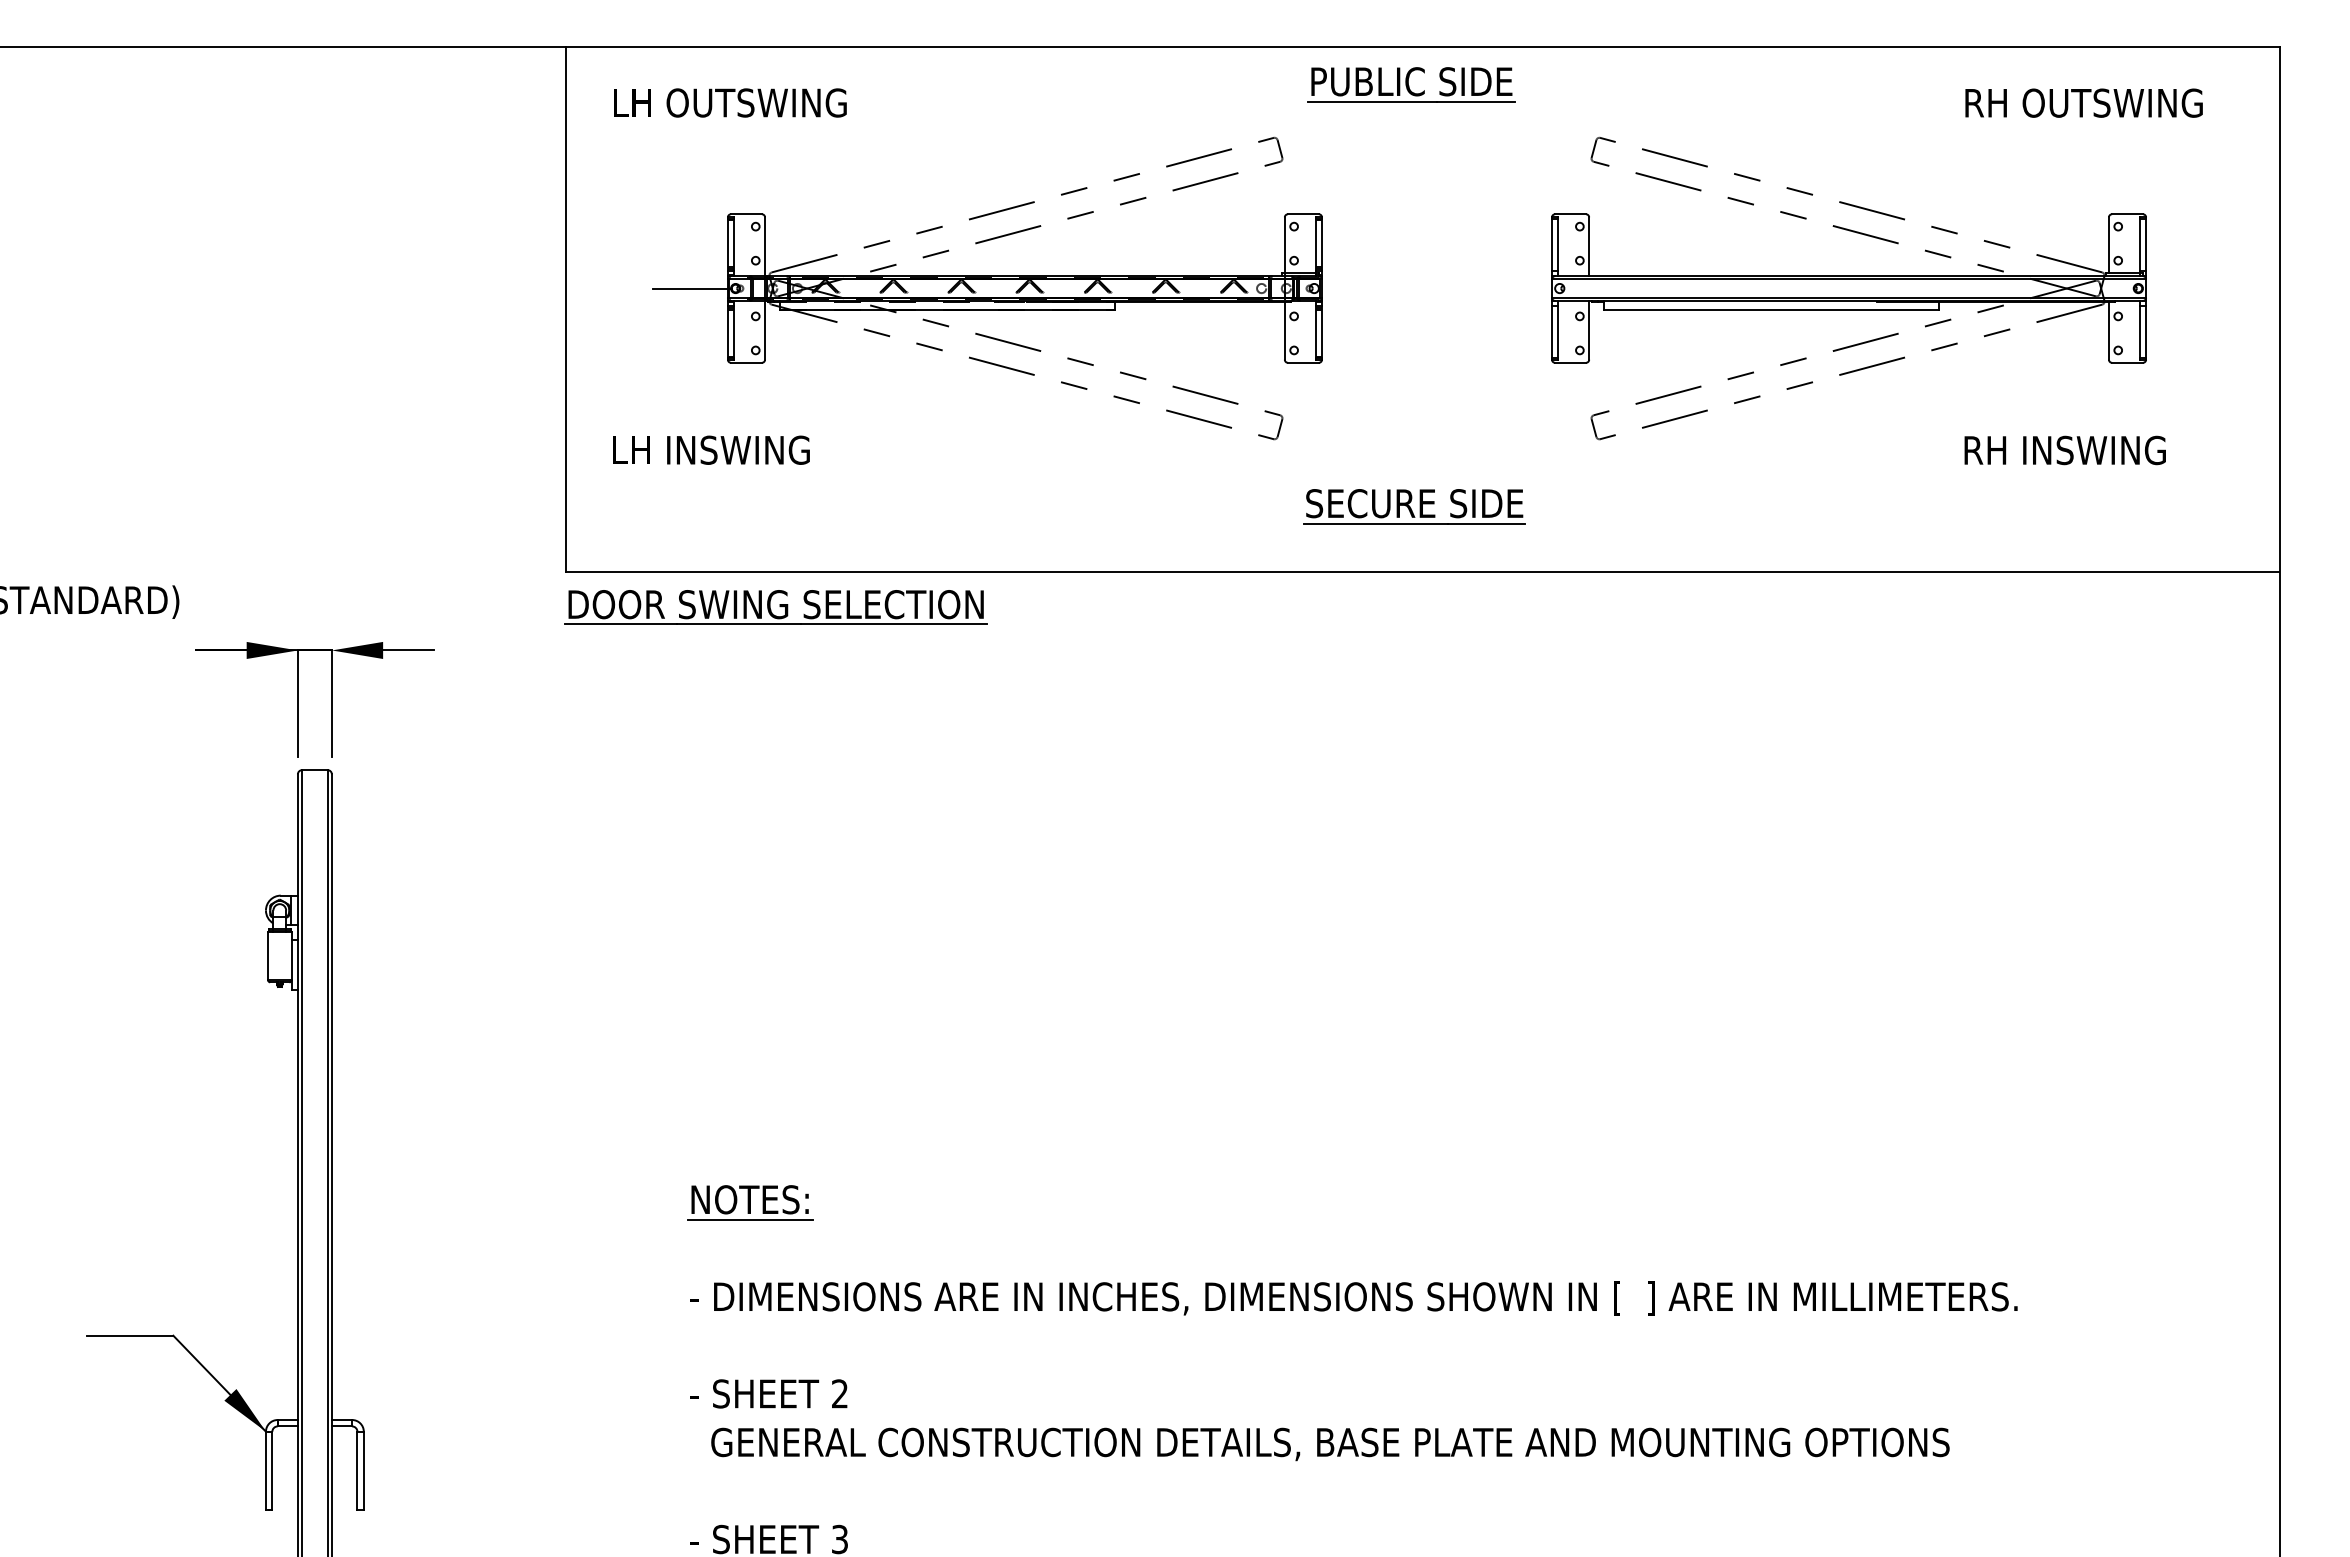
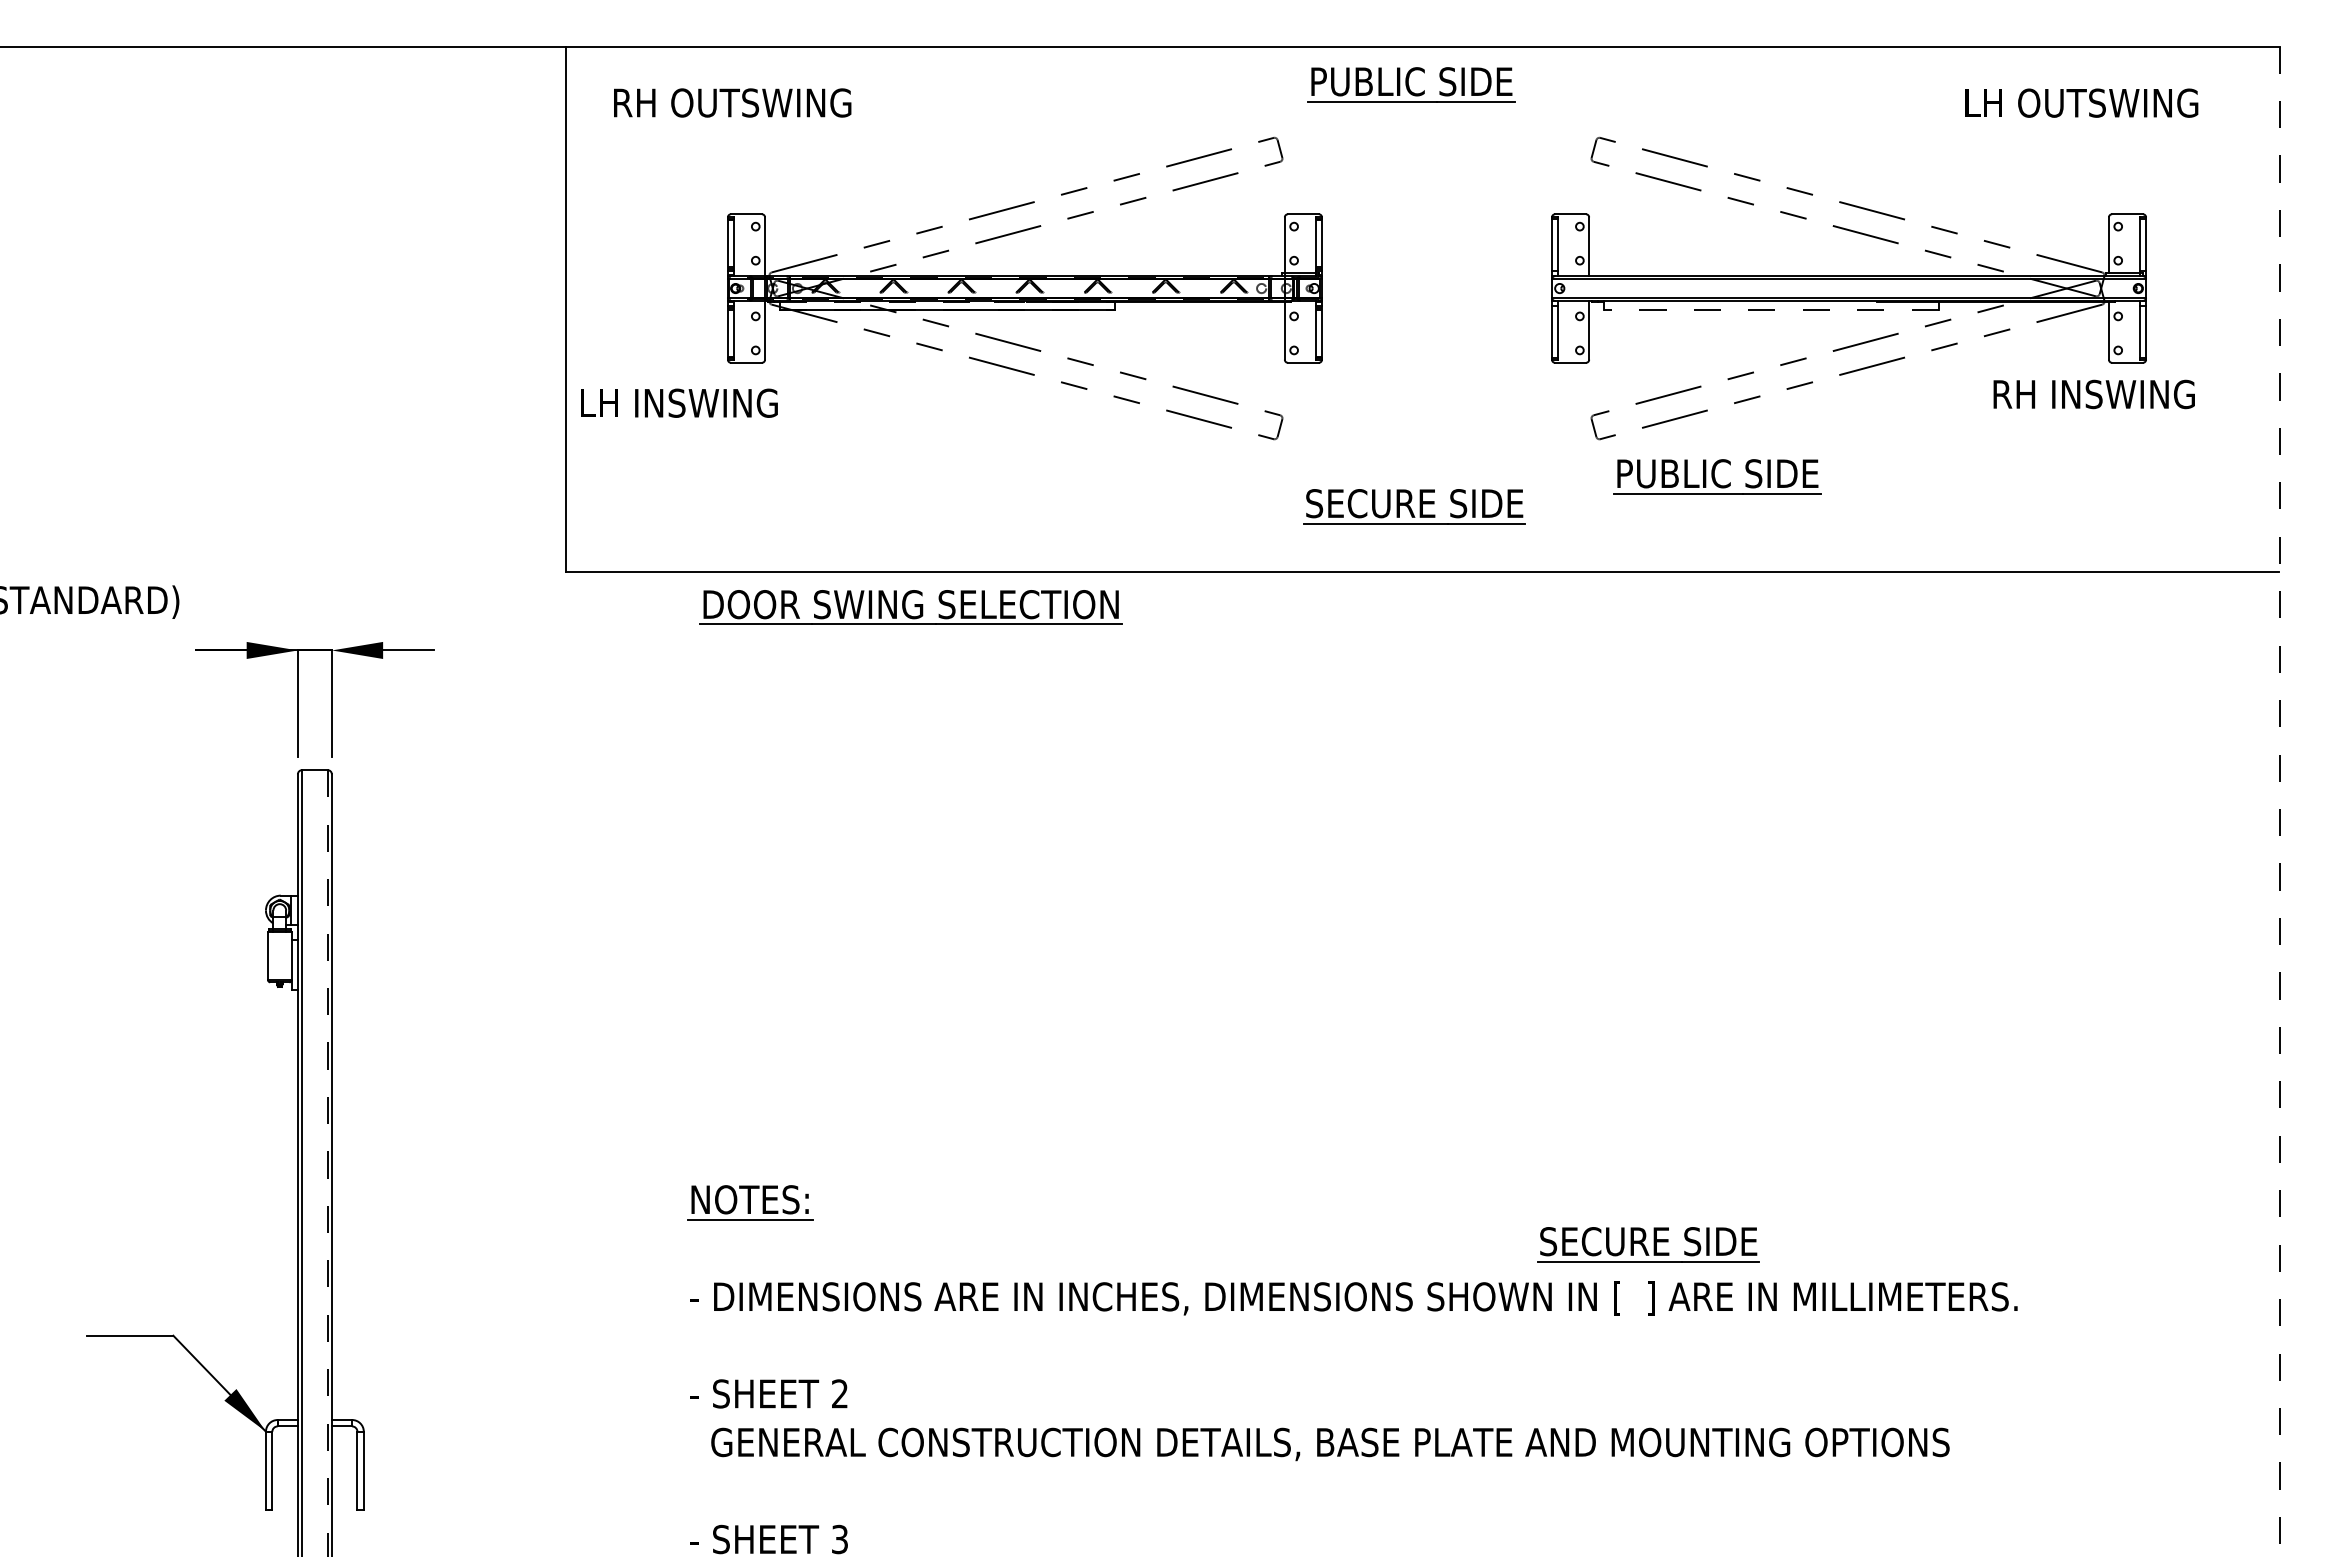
text: LH OUTSWING -> RH OUTSWING (732, 102)
text: RH OUTSWING -> LH OUTSWING (2083, 102)
line: present -> none (691, 288)
line: solid -> dashed (1770, 310)
text position: (711, 449) -> (679, 402) (679, 402)
text position: (2064, 450) -> (2093, 394) (2093, 394)
part: none -> present (1717, 476)
part position: (775, 607) -> (910, 607) (910, 607)
line: solid -> dashed (2279, 801)
line: solid -> dashed (327, 1163)
part: none -> present (1648, 1244)
